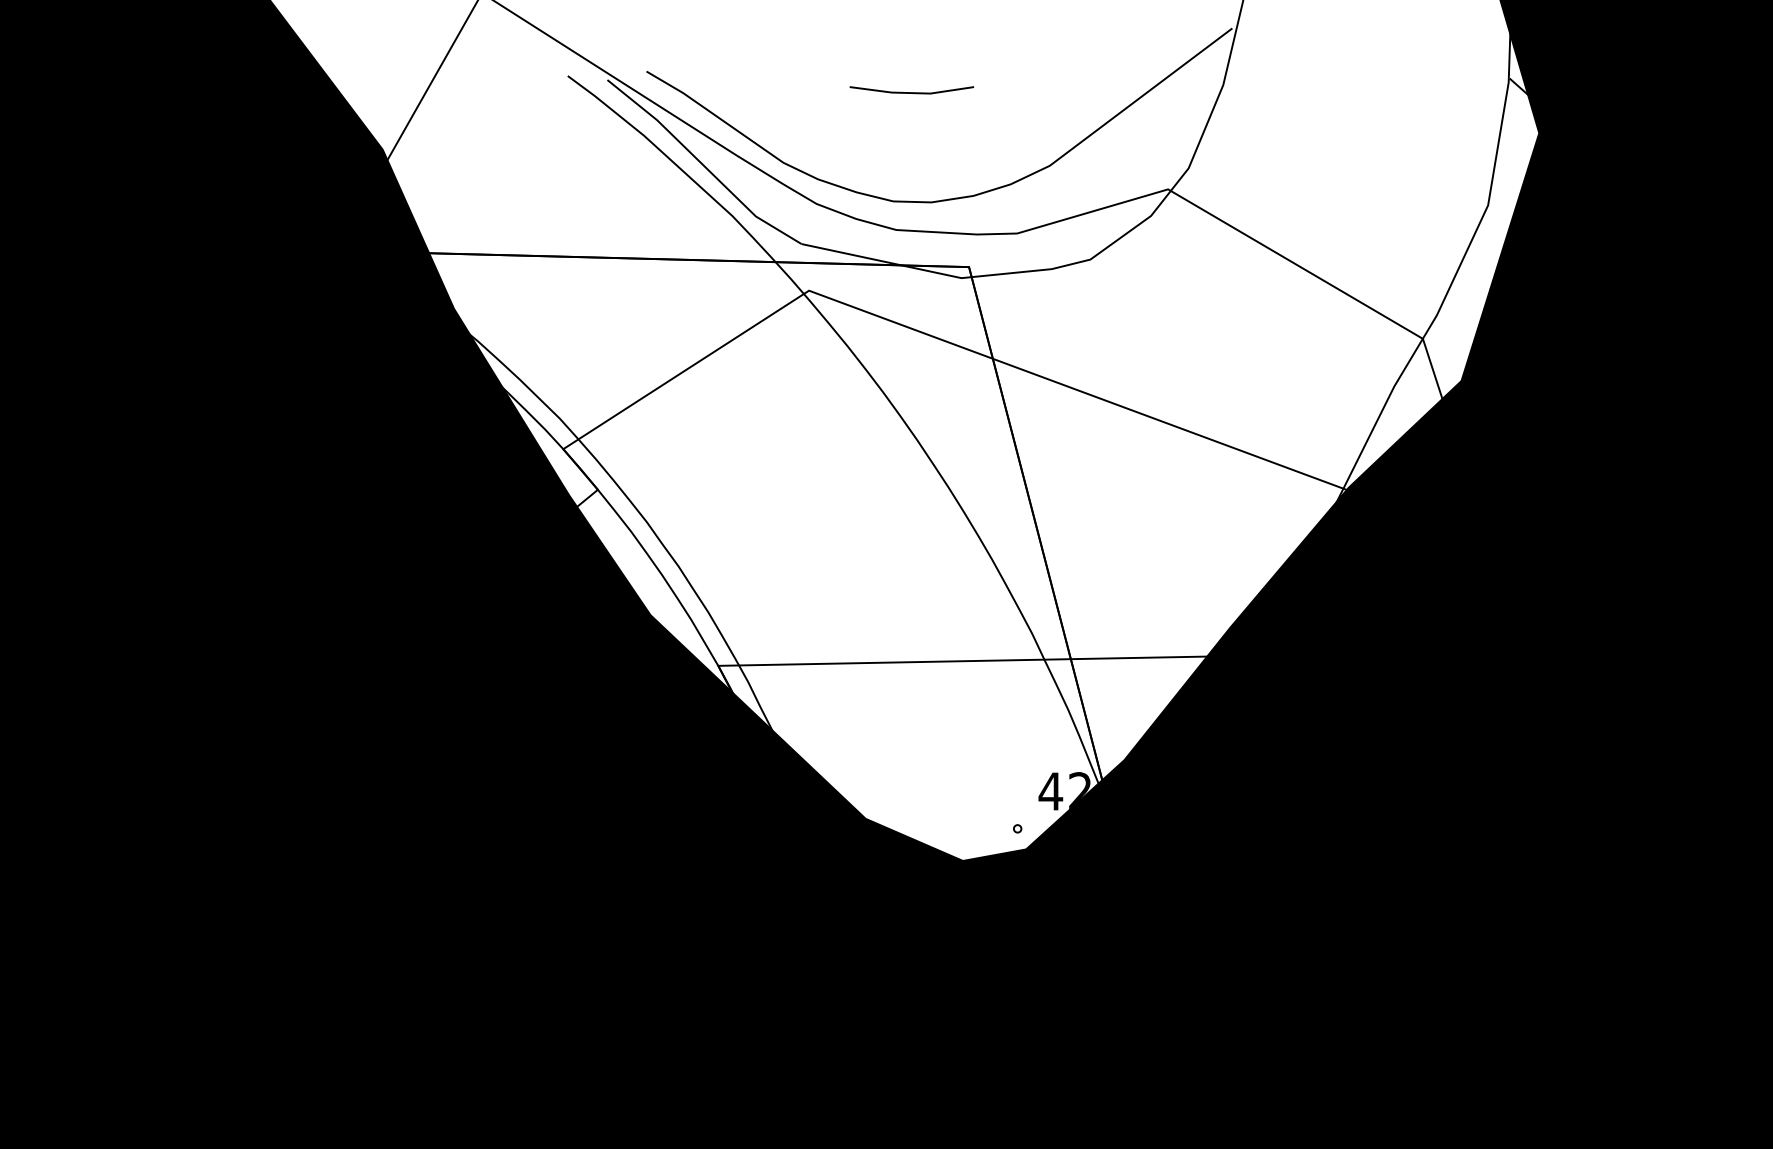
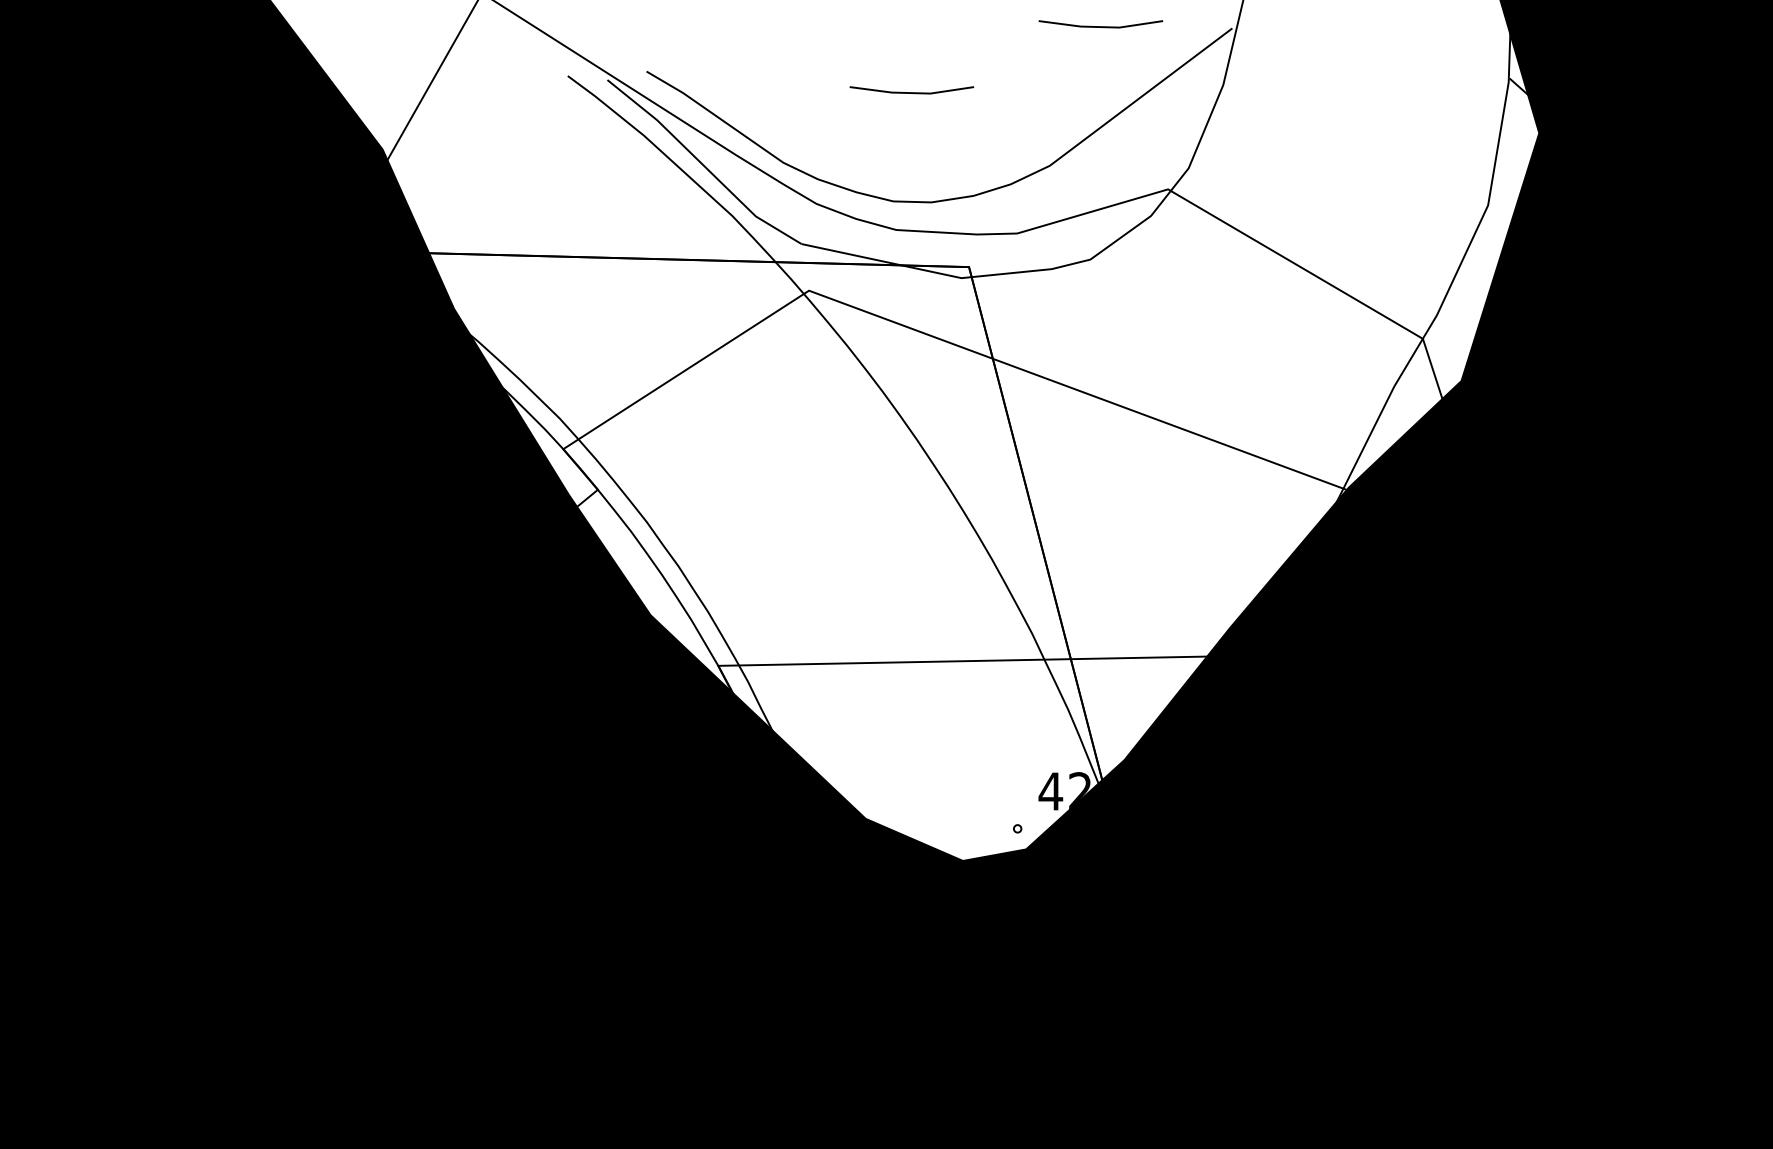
line: none -> present (1100, 26)
